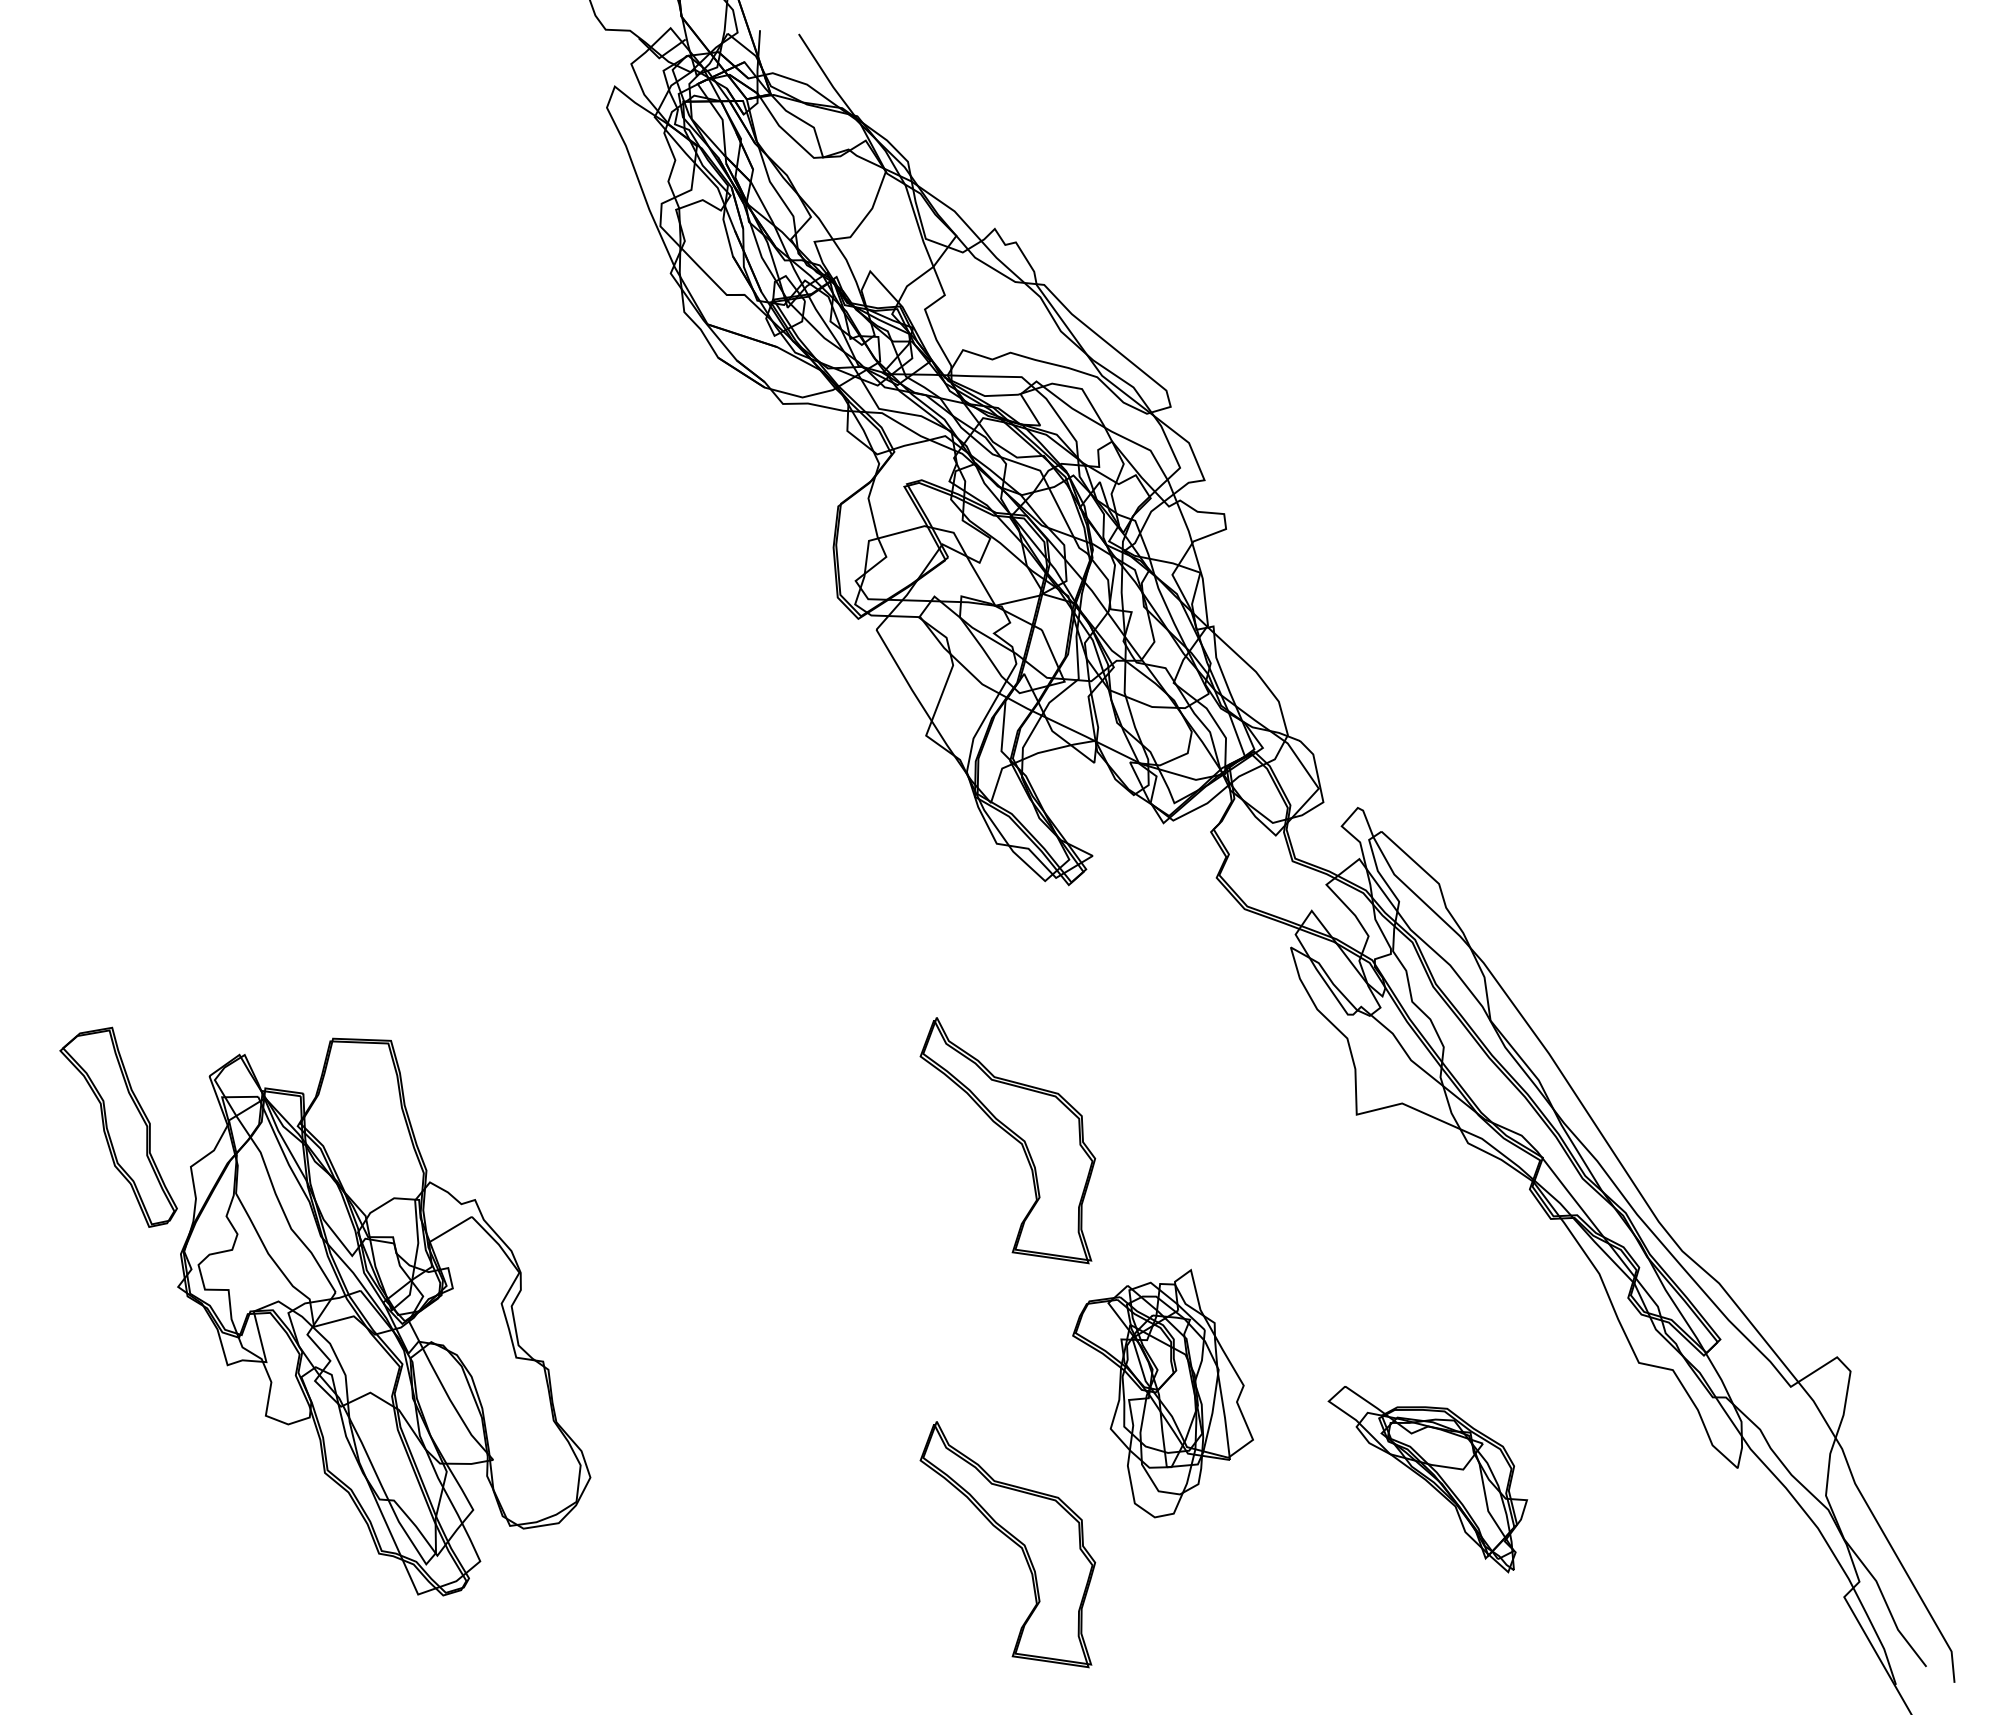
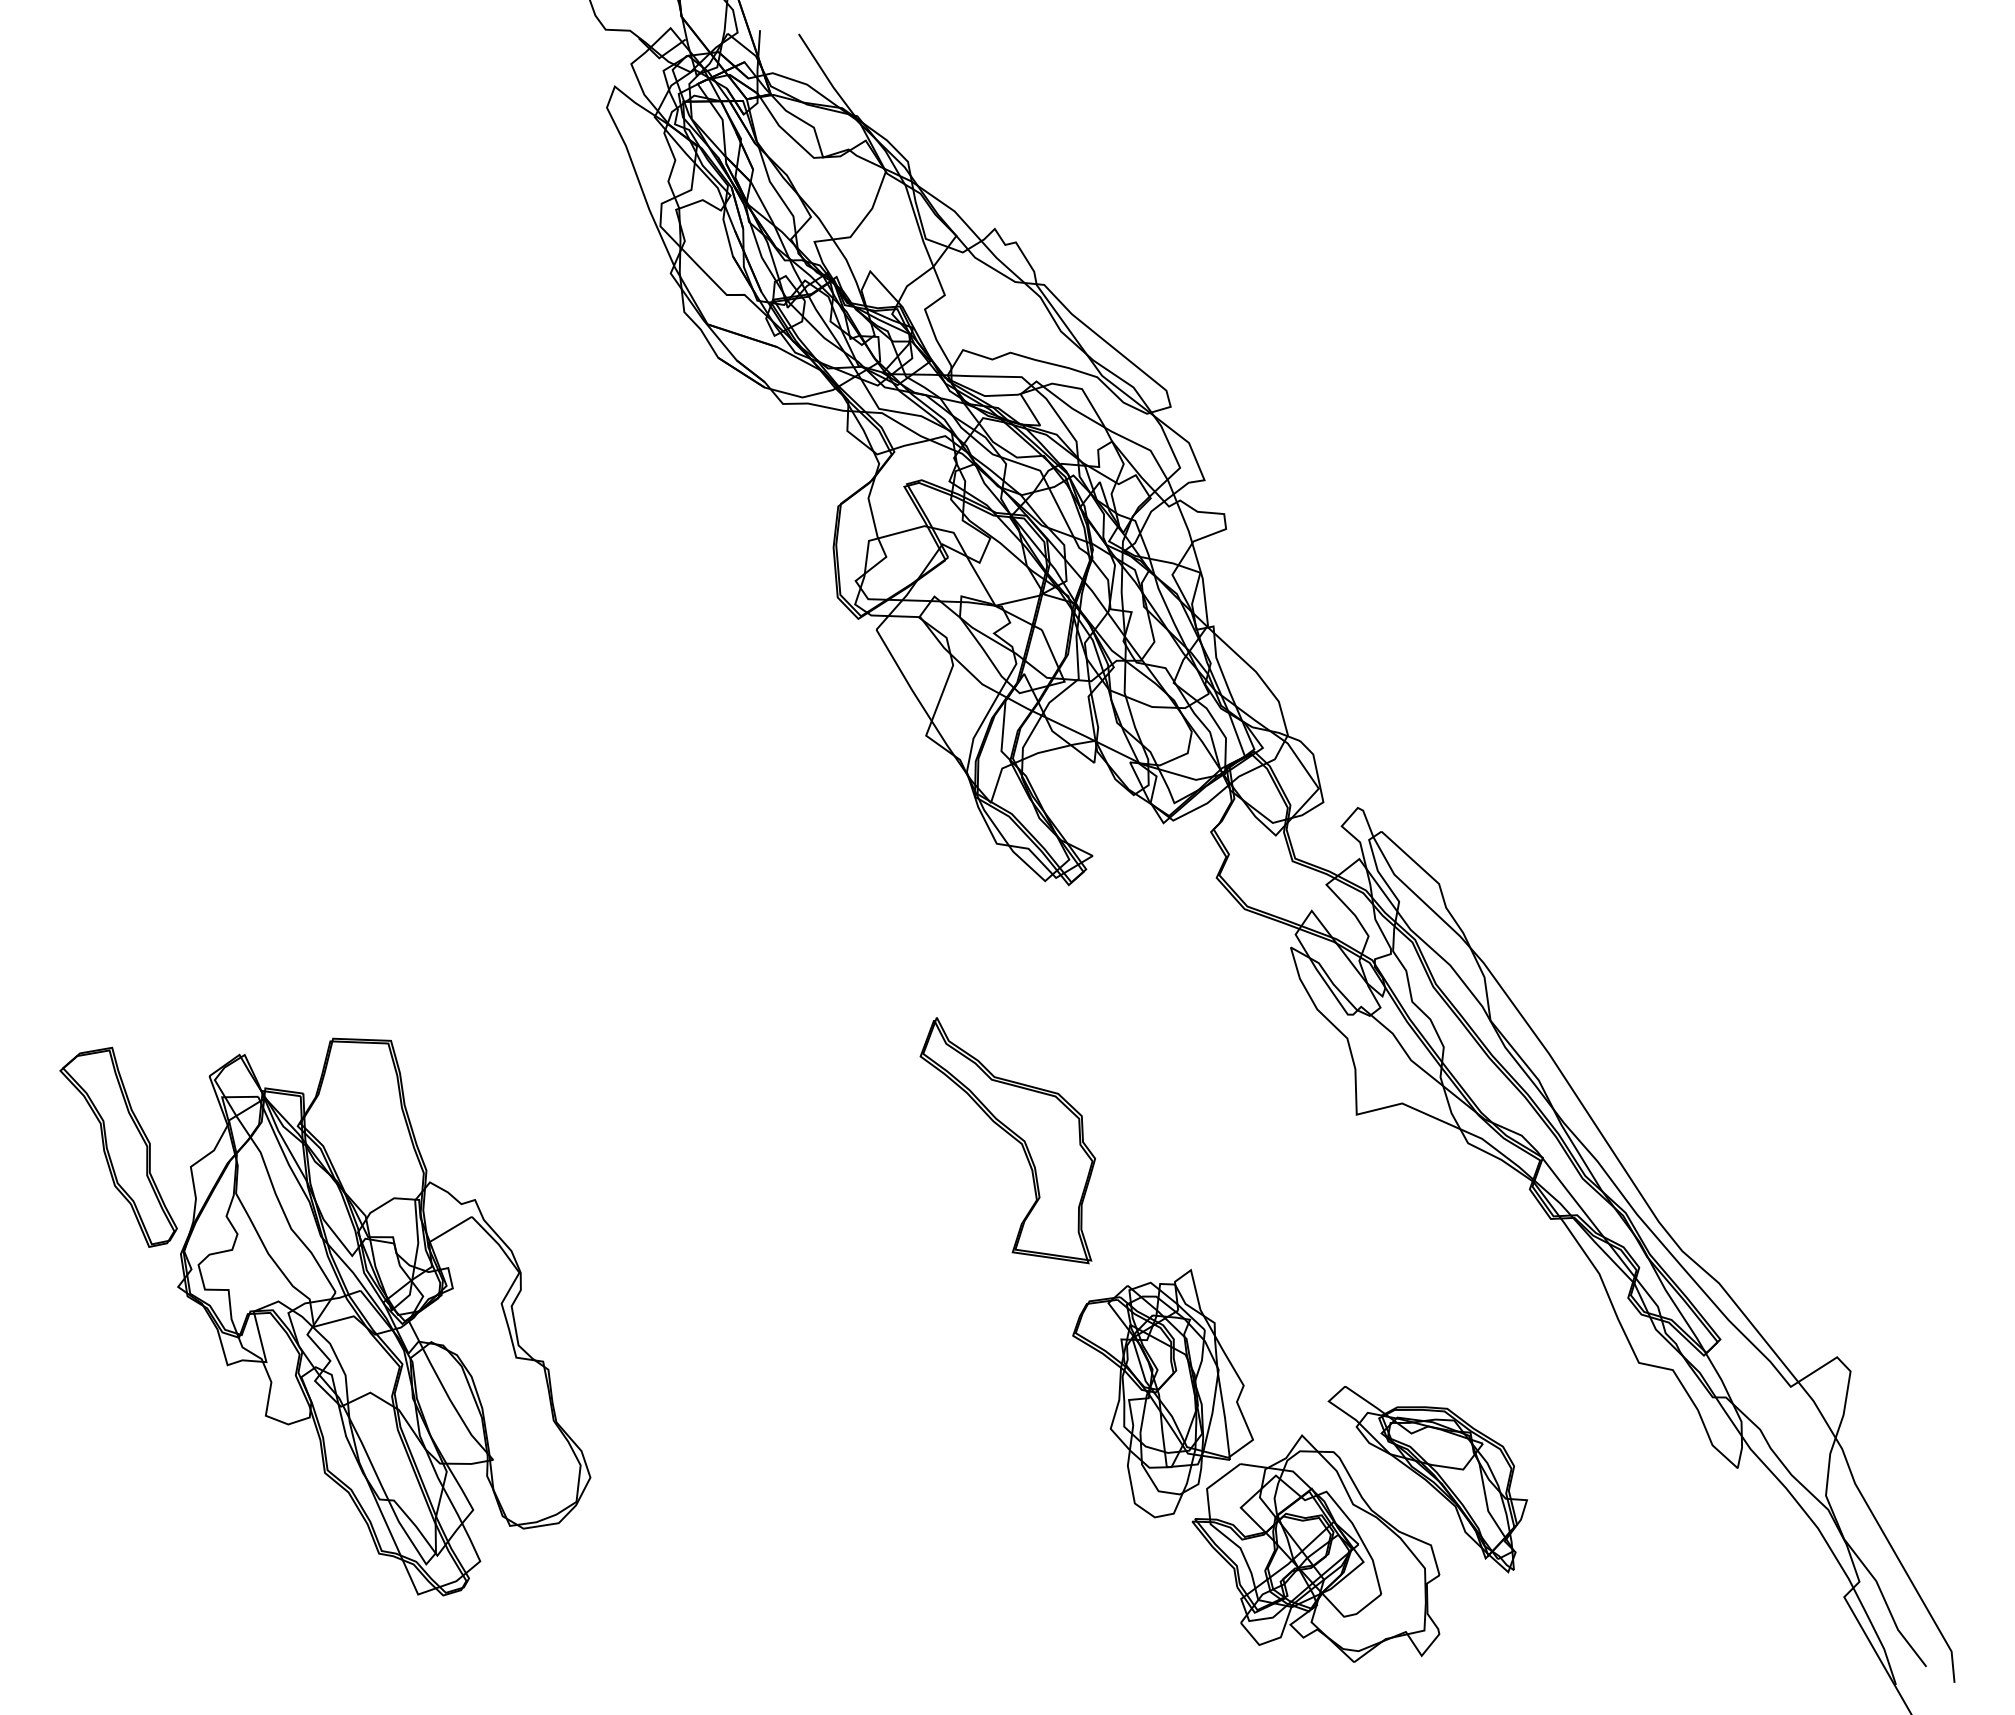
part position: (118, 1126) -> (118, 1146) (118, 1146)
part: present -> none (1007, 1544)
part: none -> present (1315, 1548)
